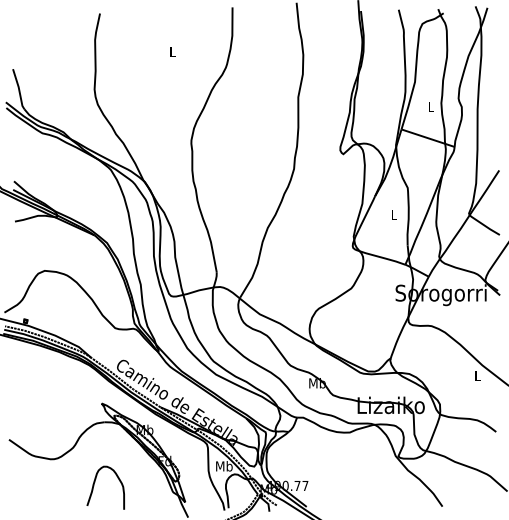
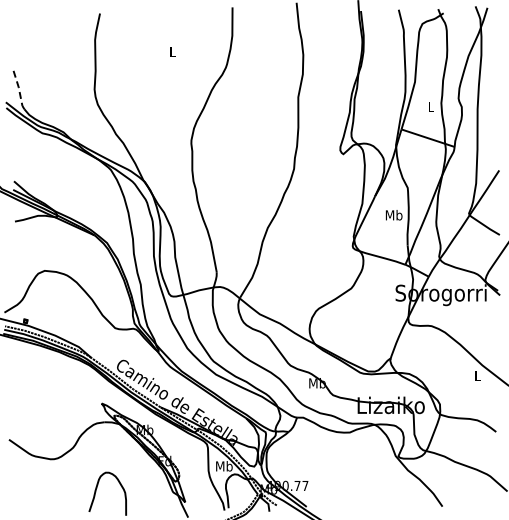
line: solid -> dashed (19, 89)
text: L -> Mb (393, 215)
curve position: (94, 486) -> (96, 492) (96, 492)
